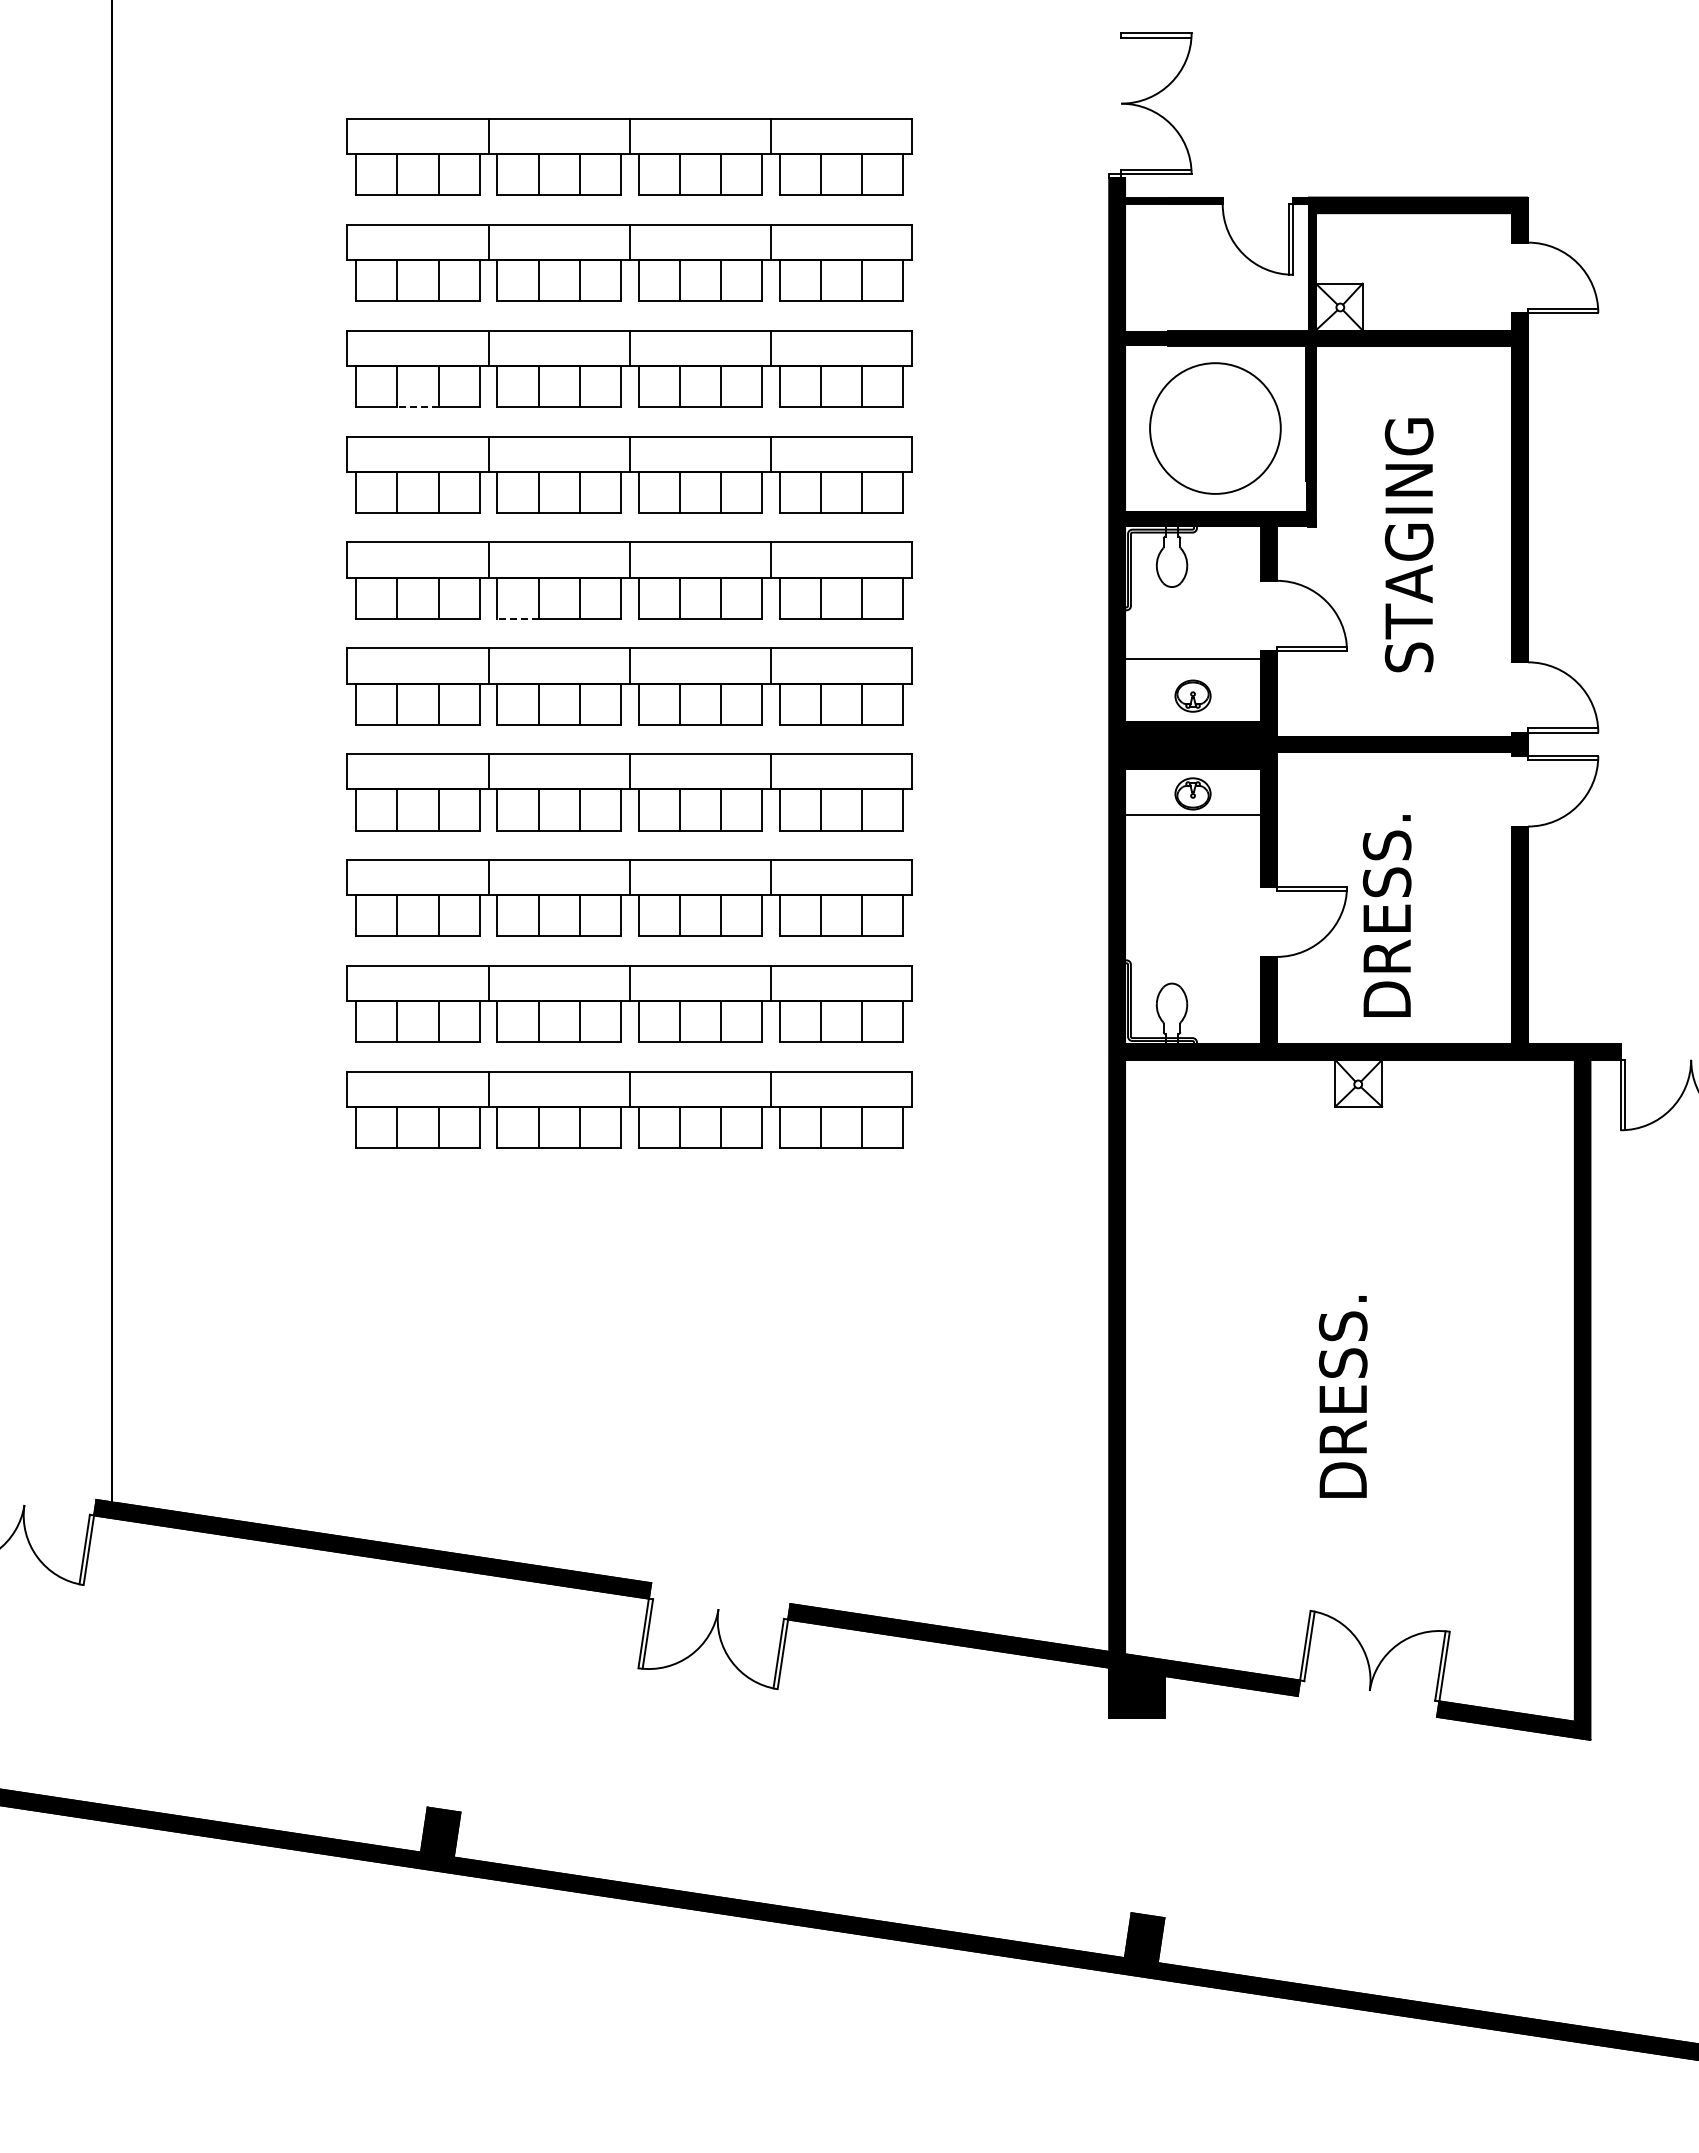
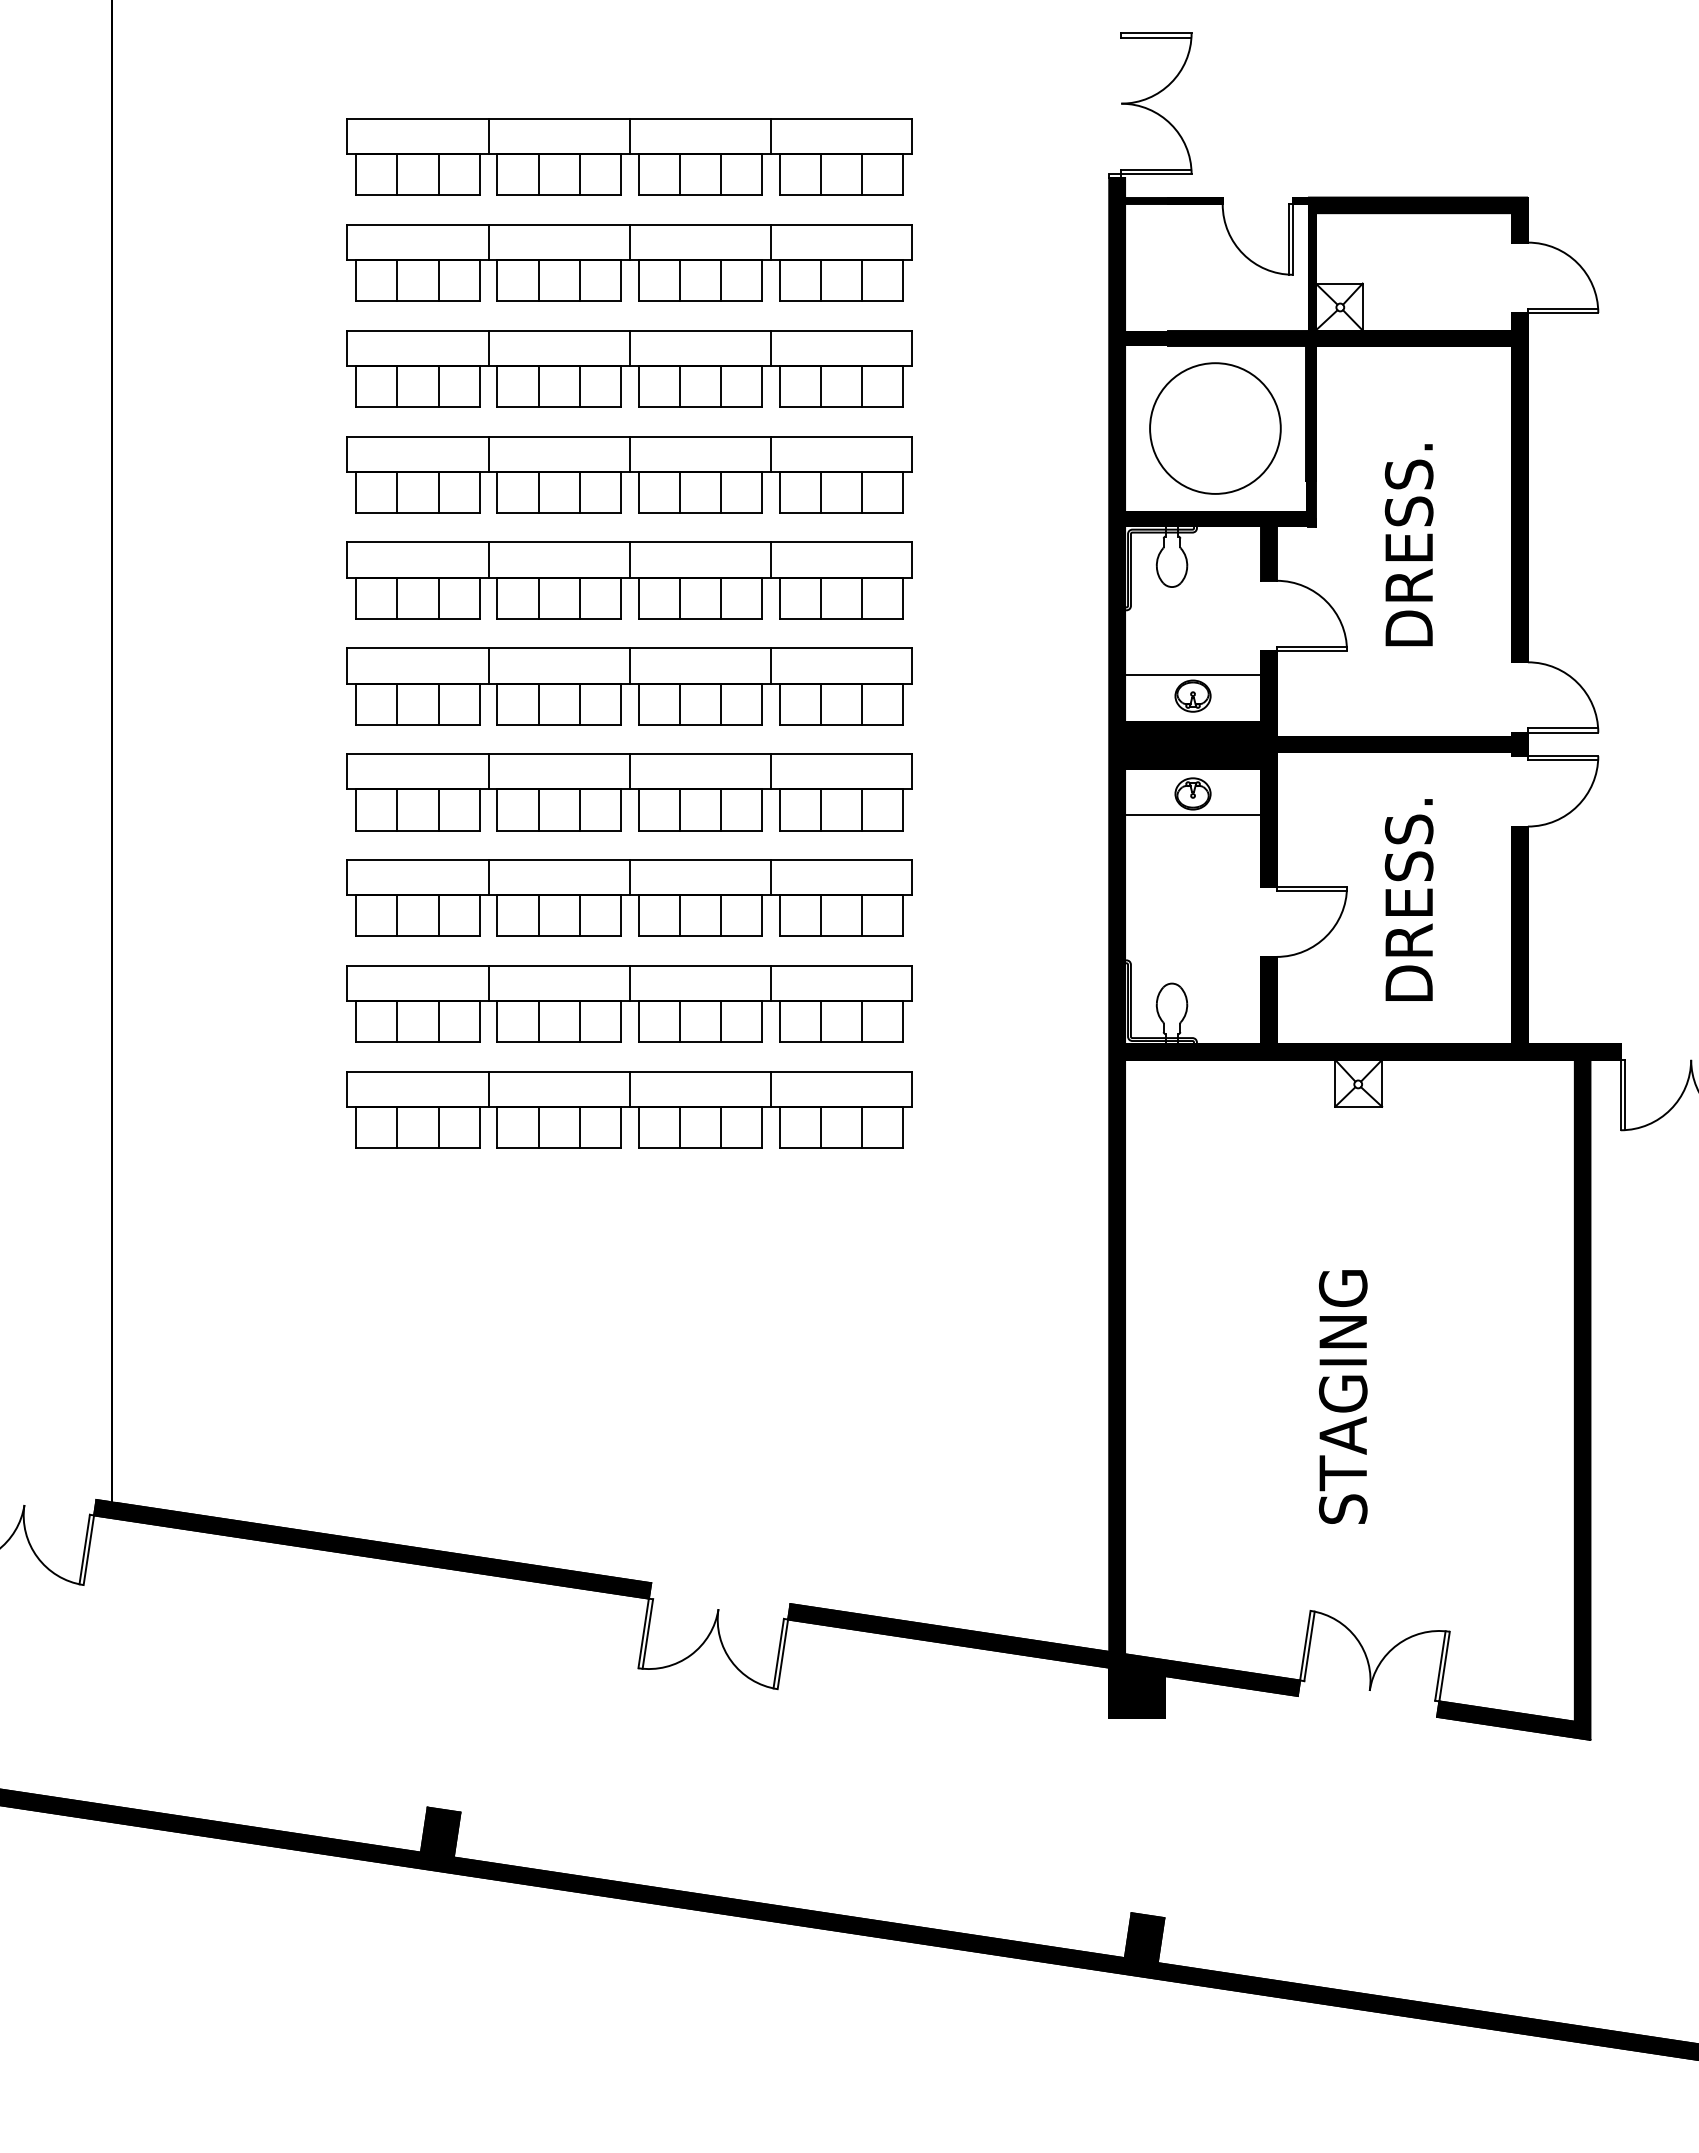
line: dashed -> solid (418, 407)
text: STAGING -> DRESS. (1408, 545)
line: dashed -> solid (518, 618)
line position: (1193, 658) -> (1193, 674) (1193, 674)
text position: (1386, 915) -> (1408, 899) (1408, 899)
text: DRESS. -> STAGING (1343, 1396)
